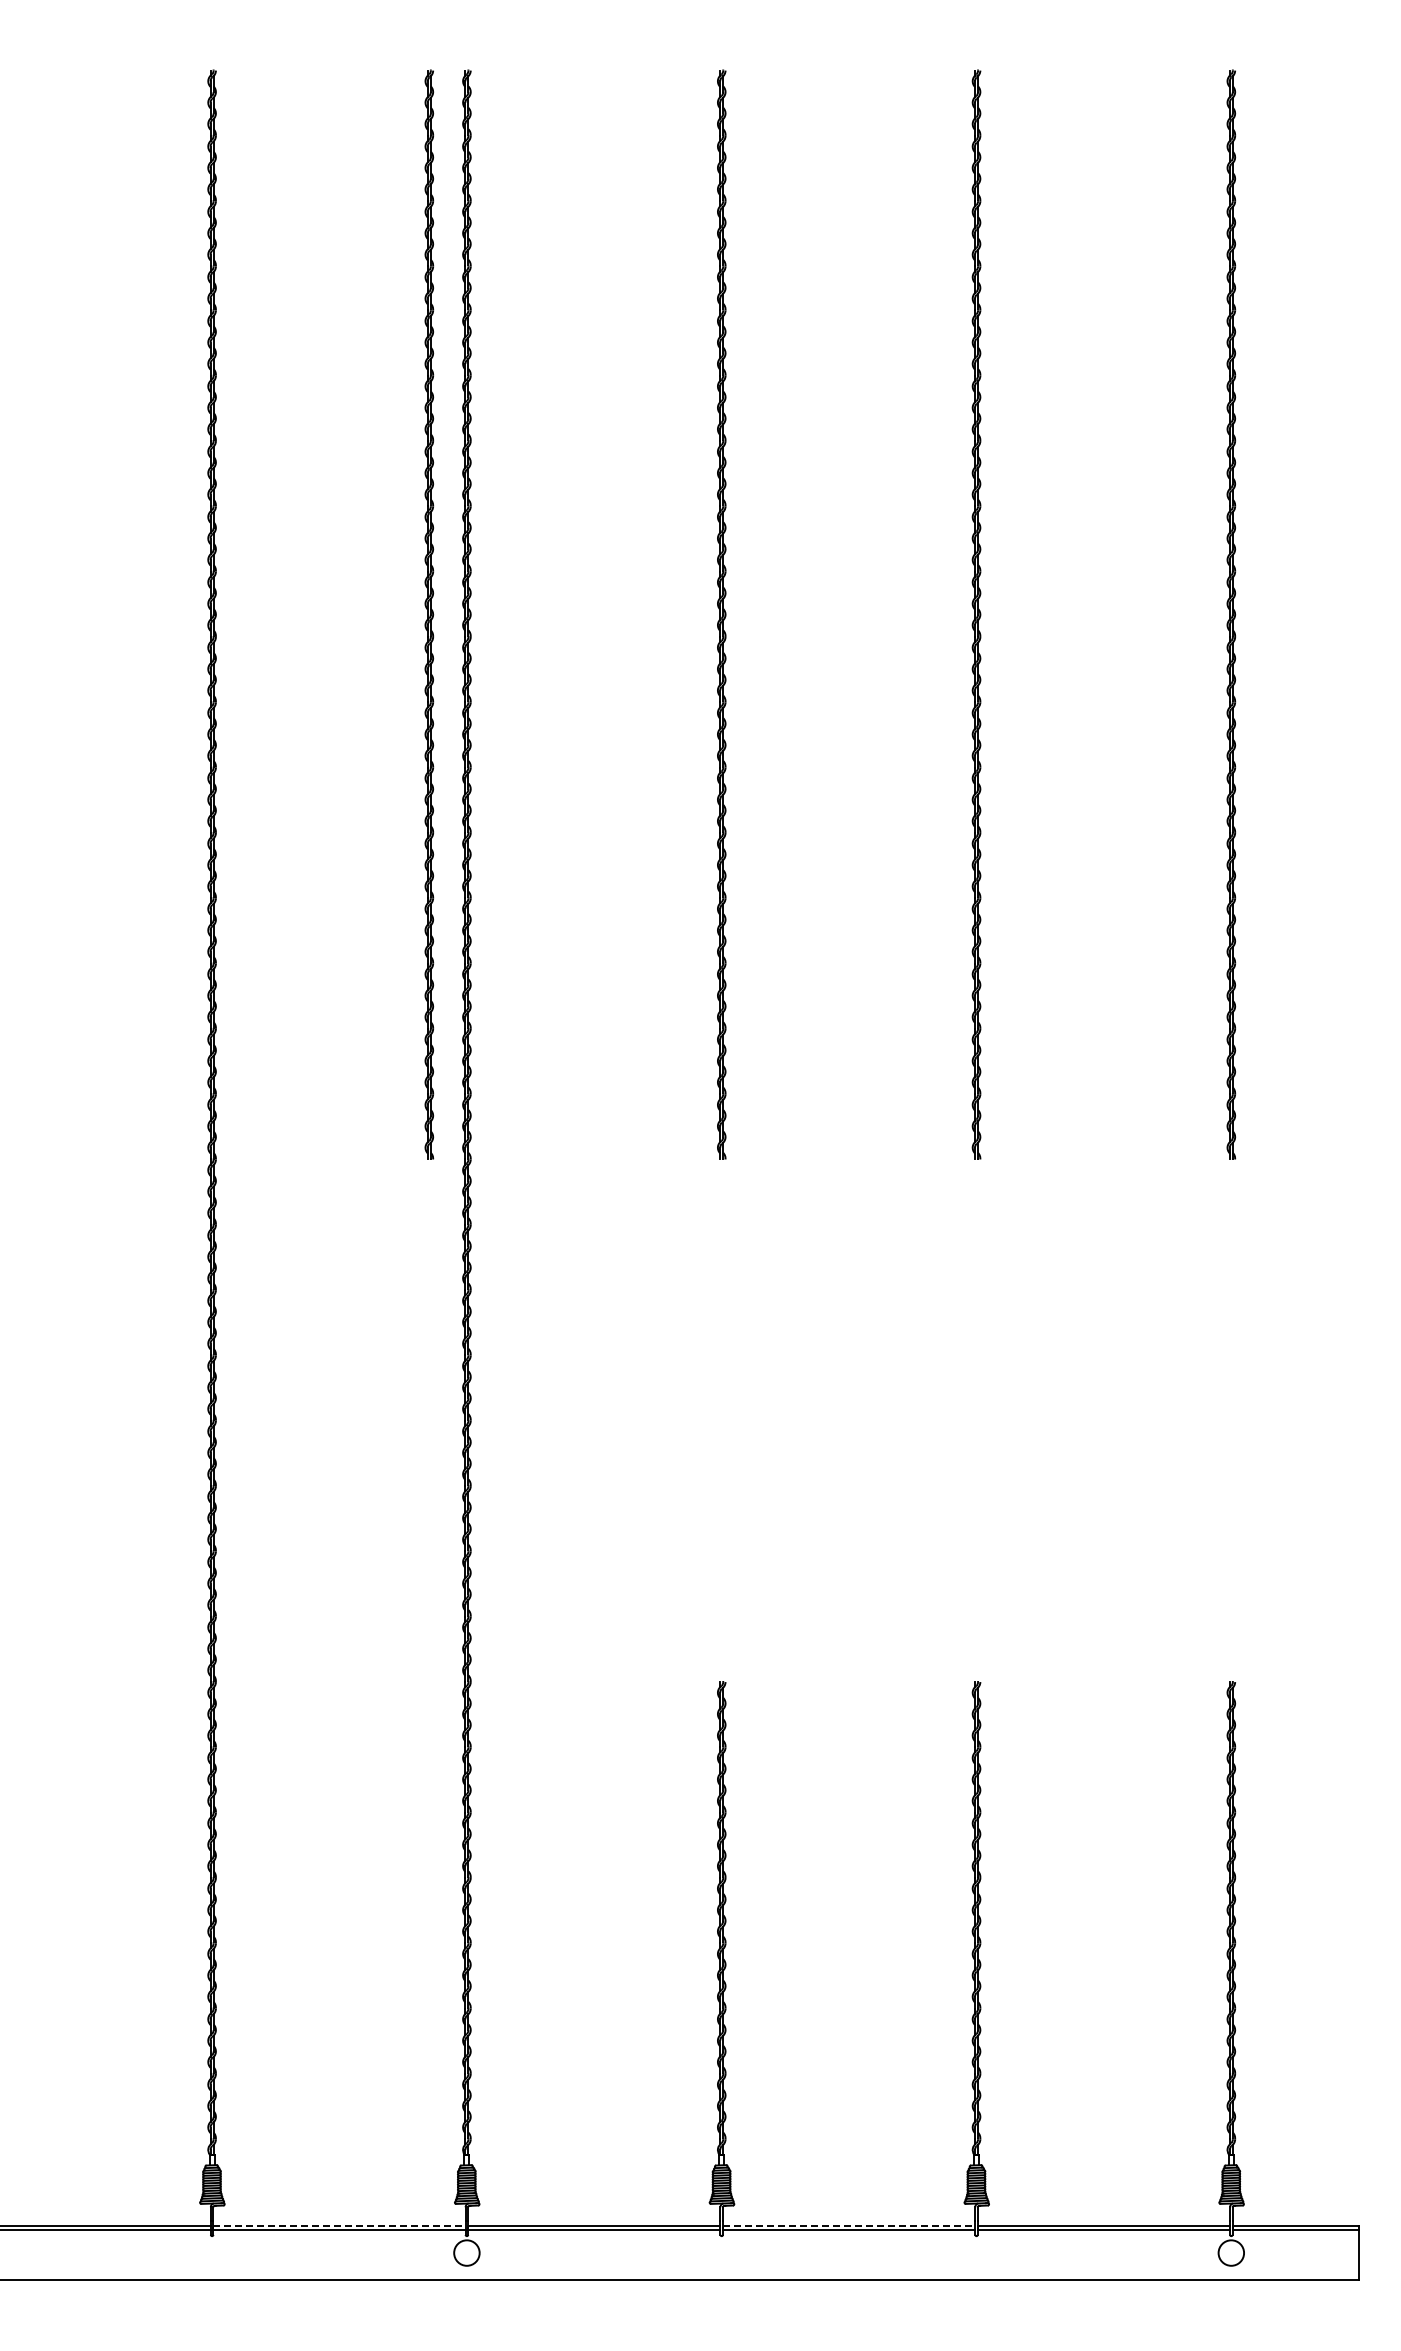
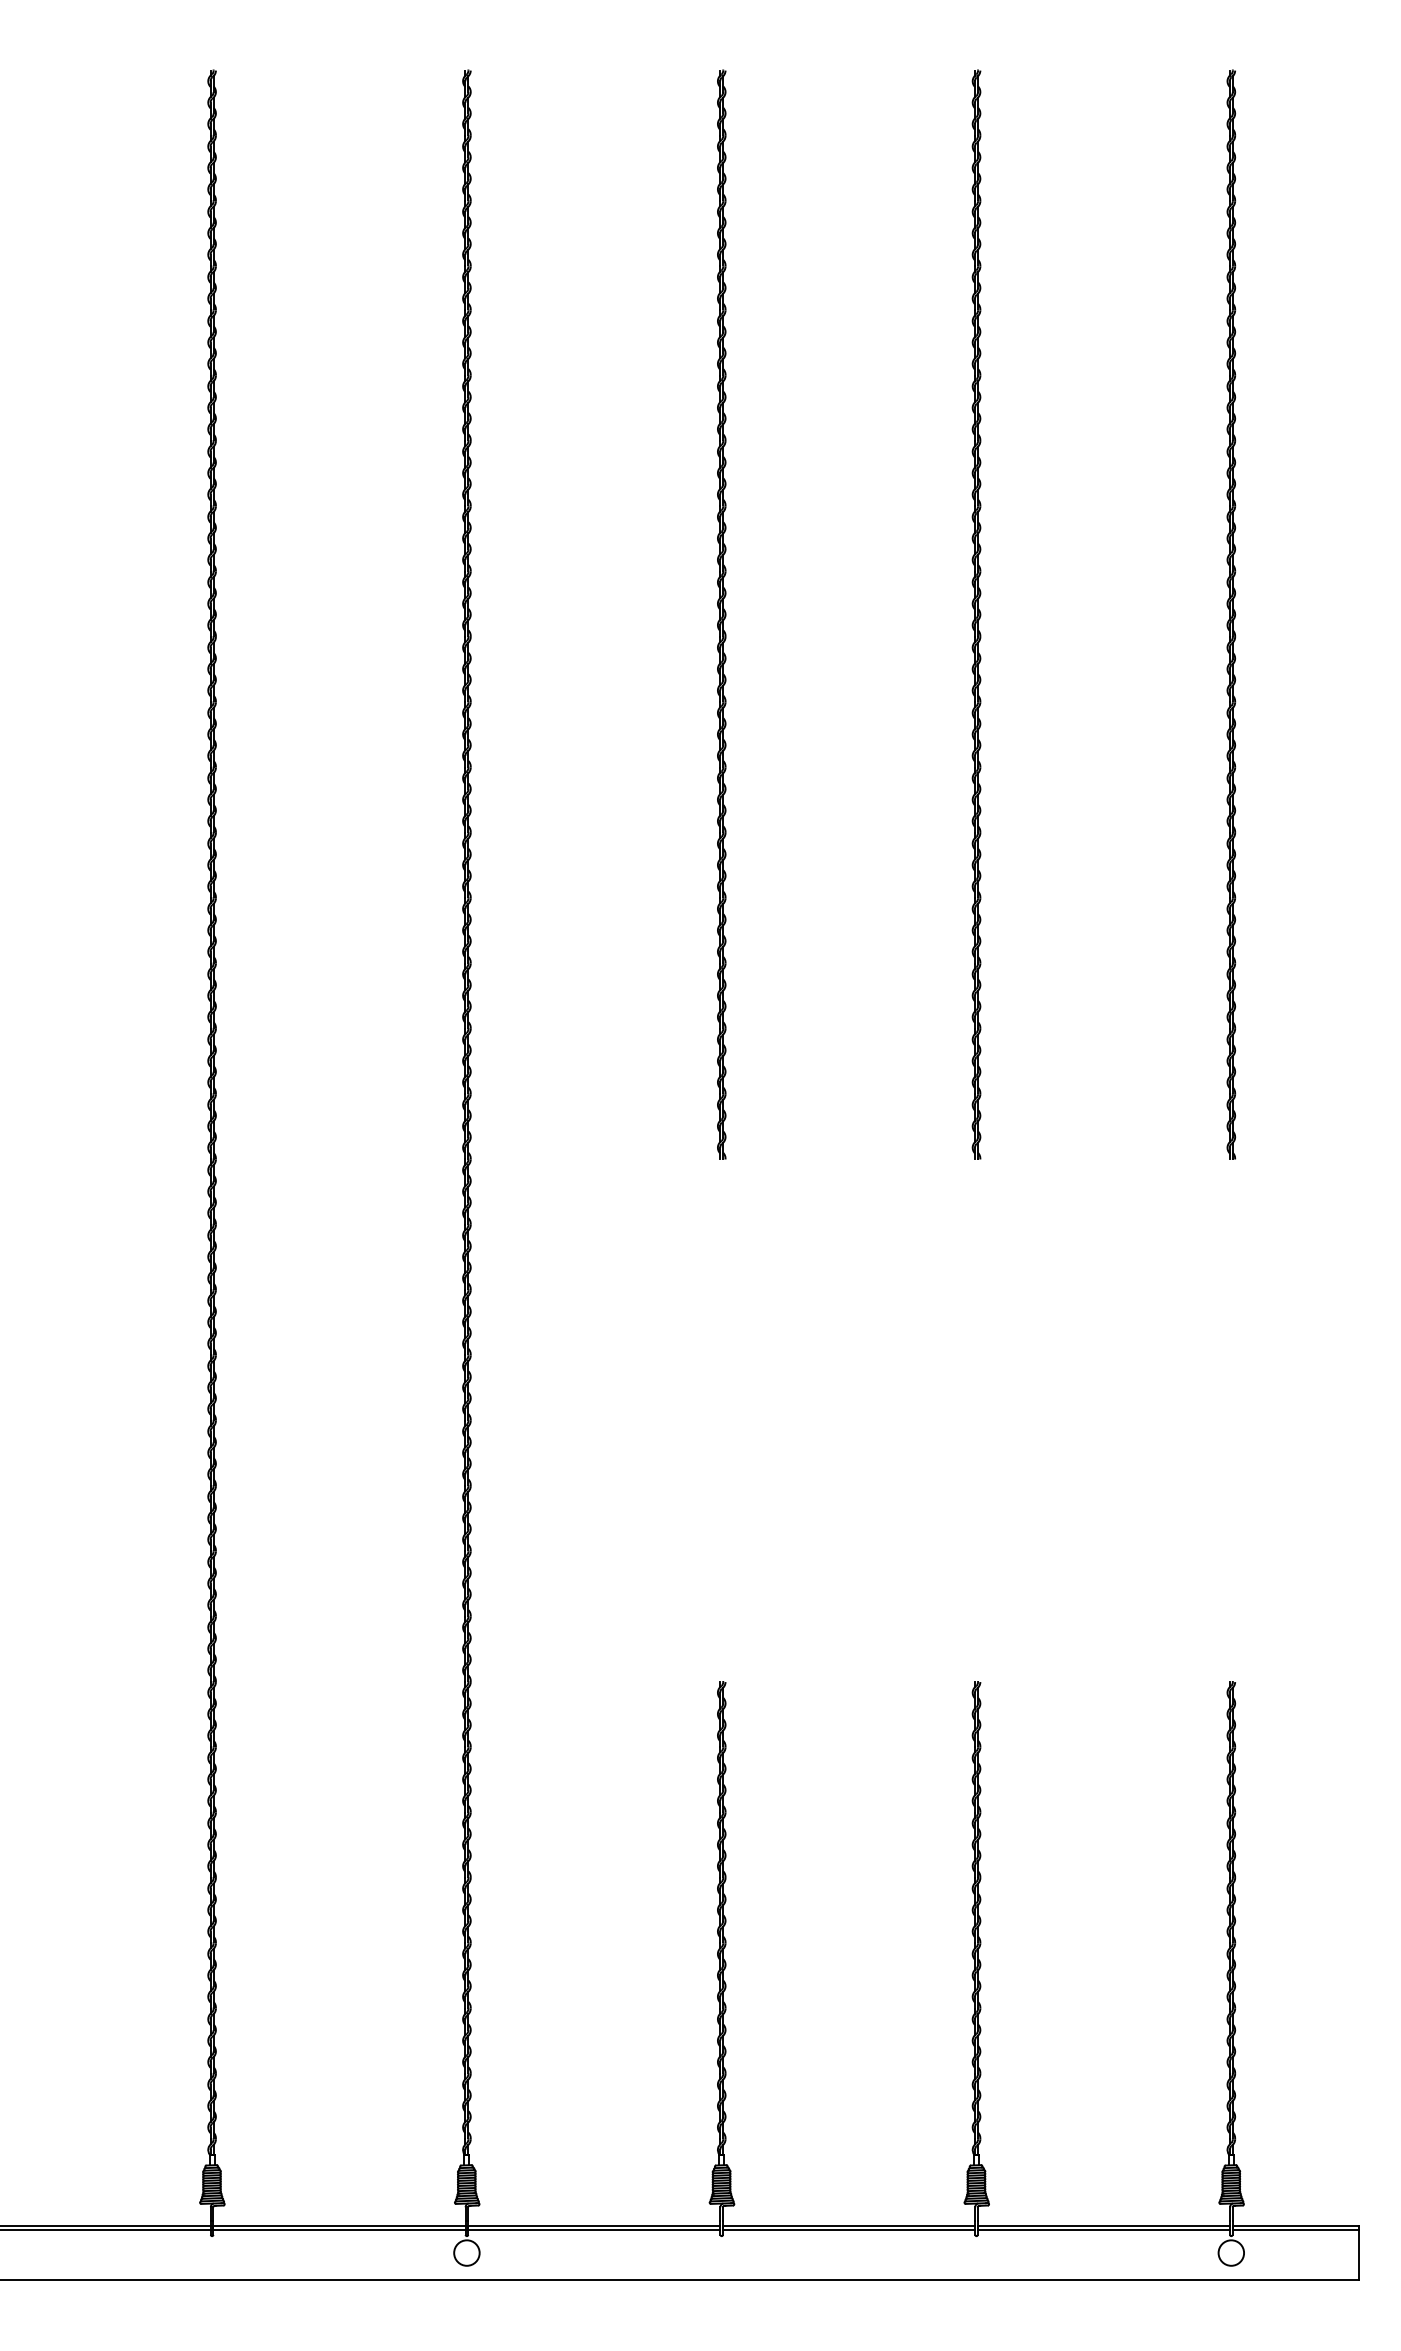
part: present -> none (429, 614)
line: dashed -> solid (340, 2225)
line: dashed -> solid (849, 2225)
